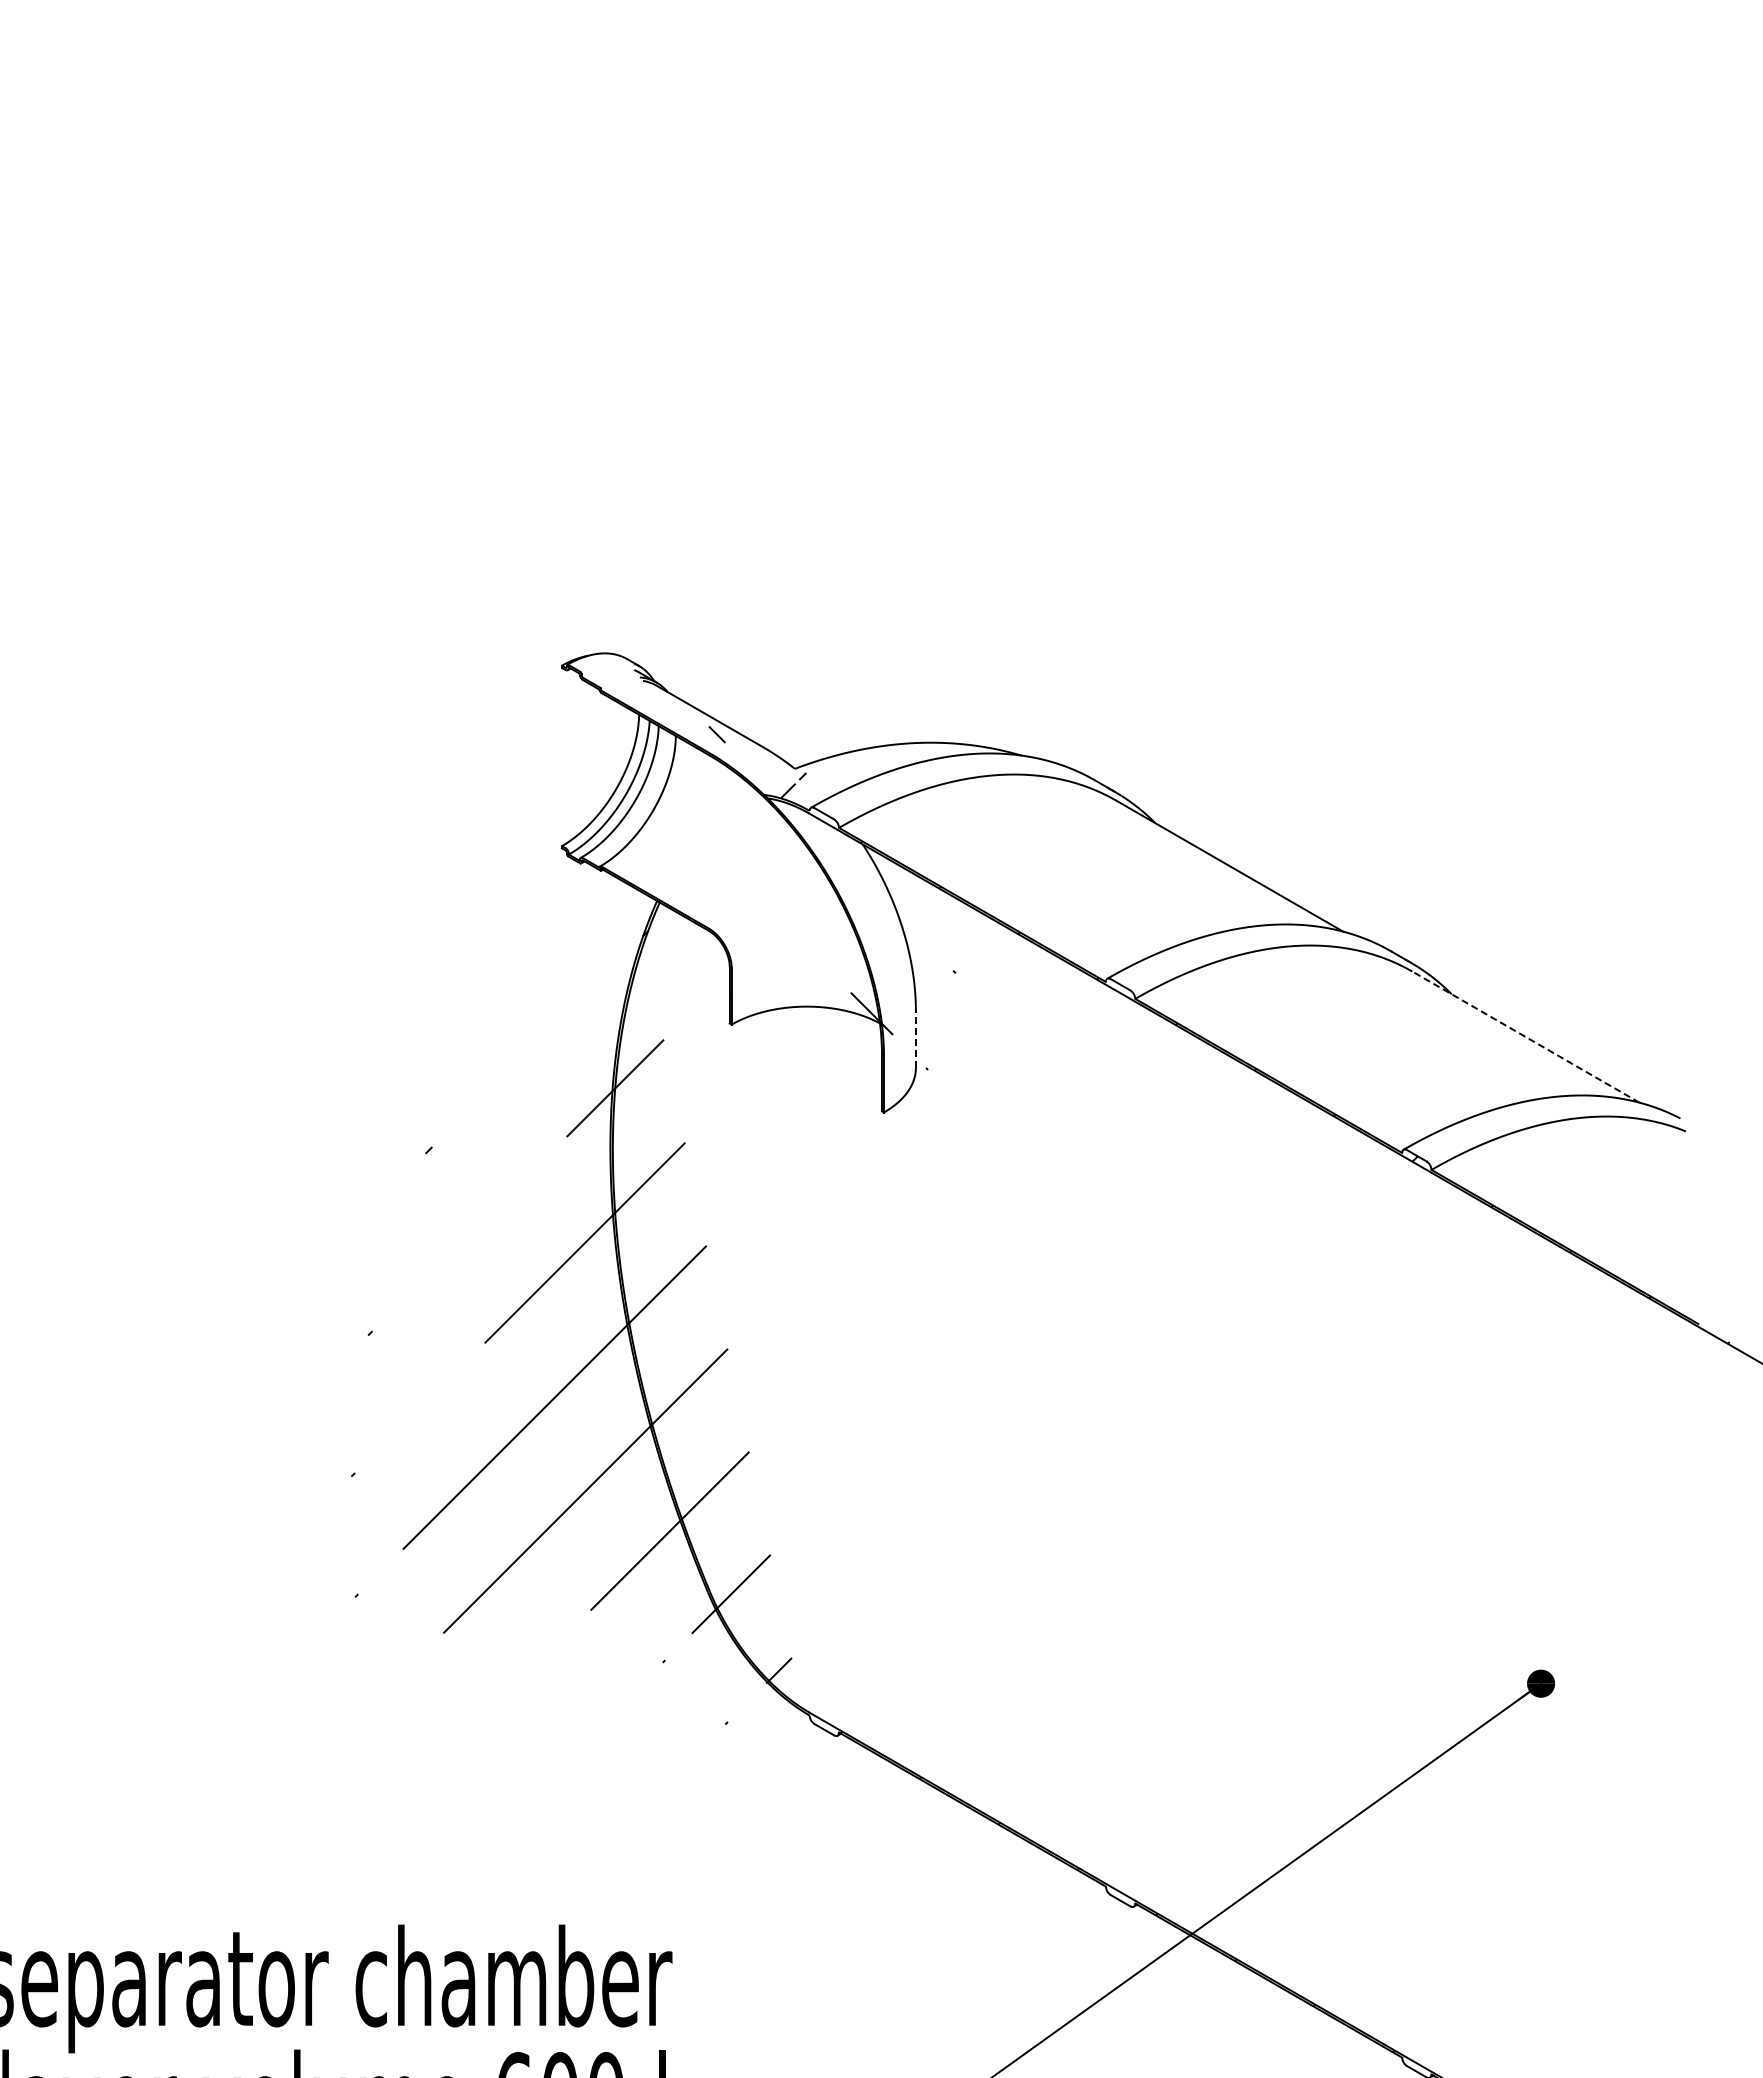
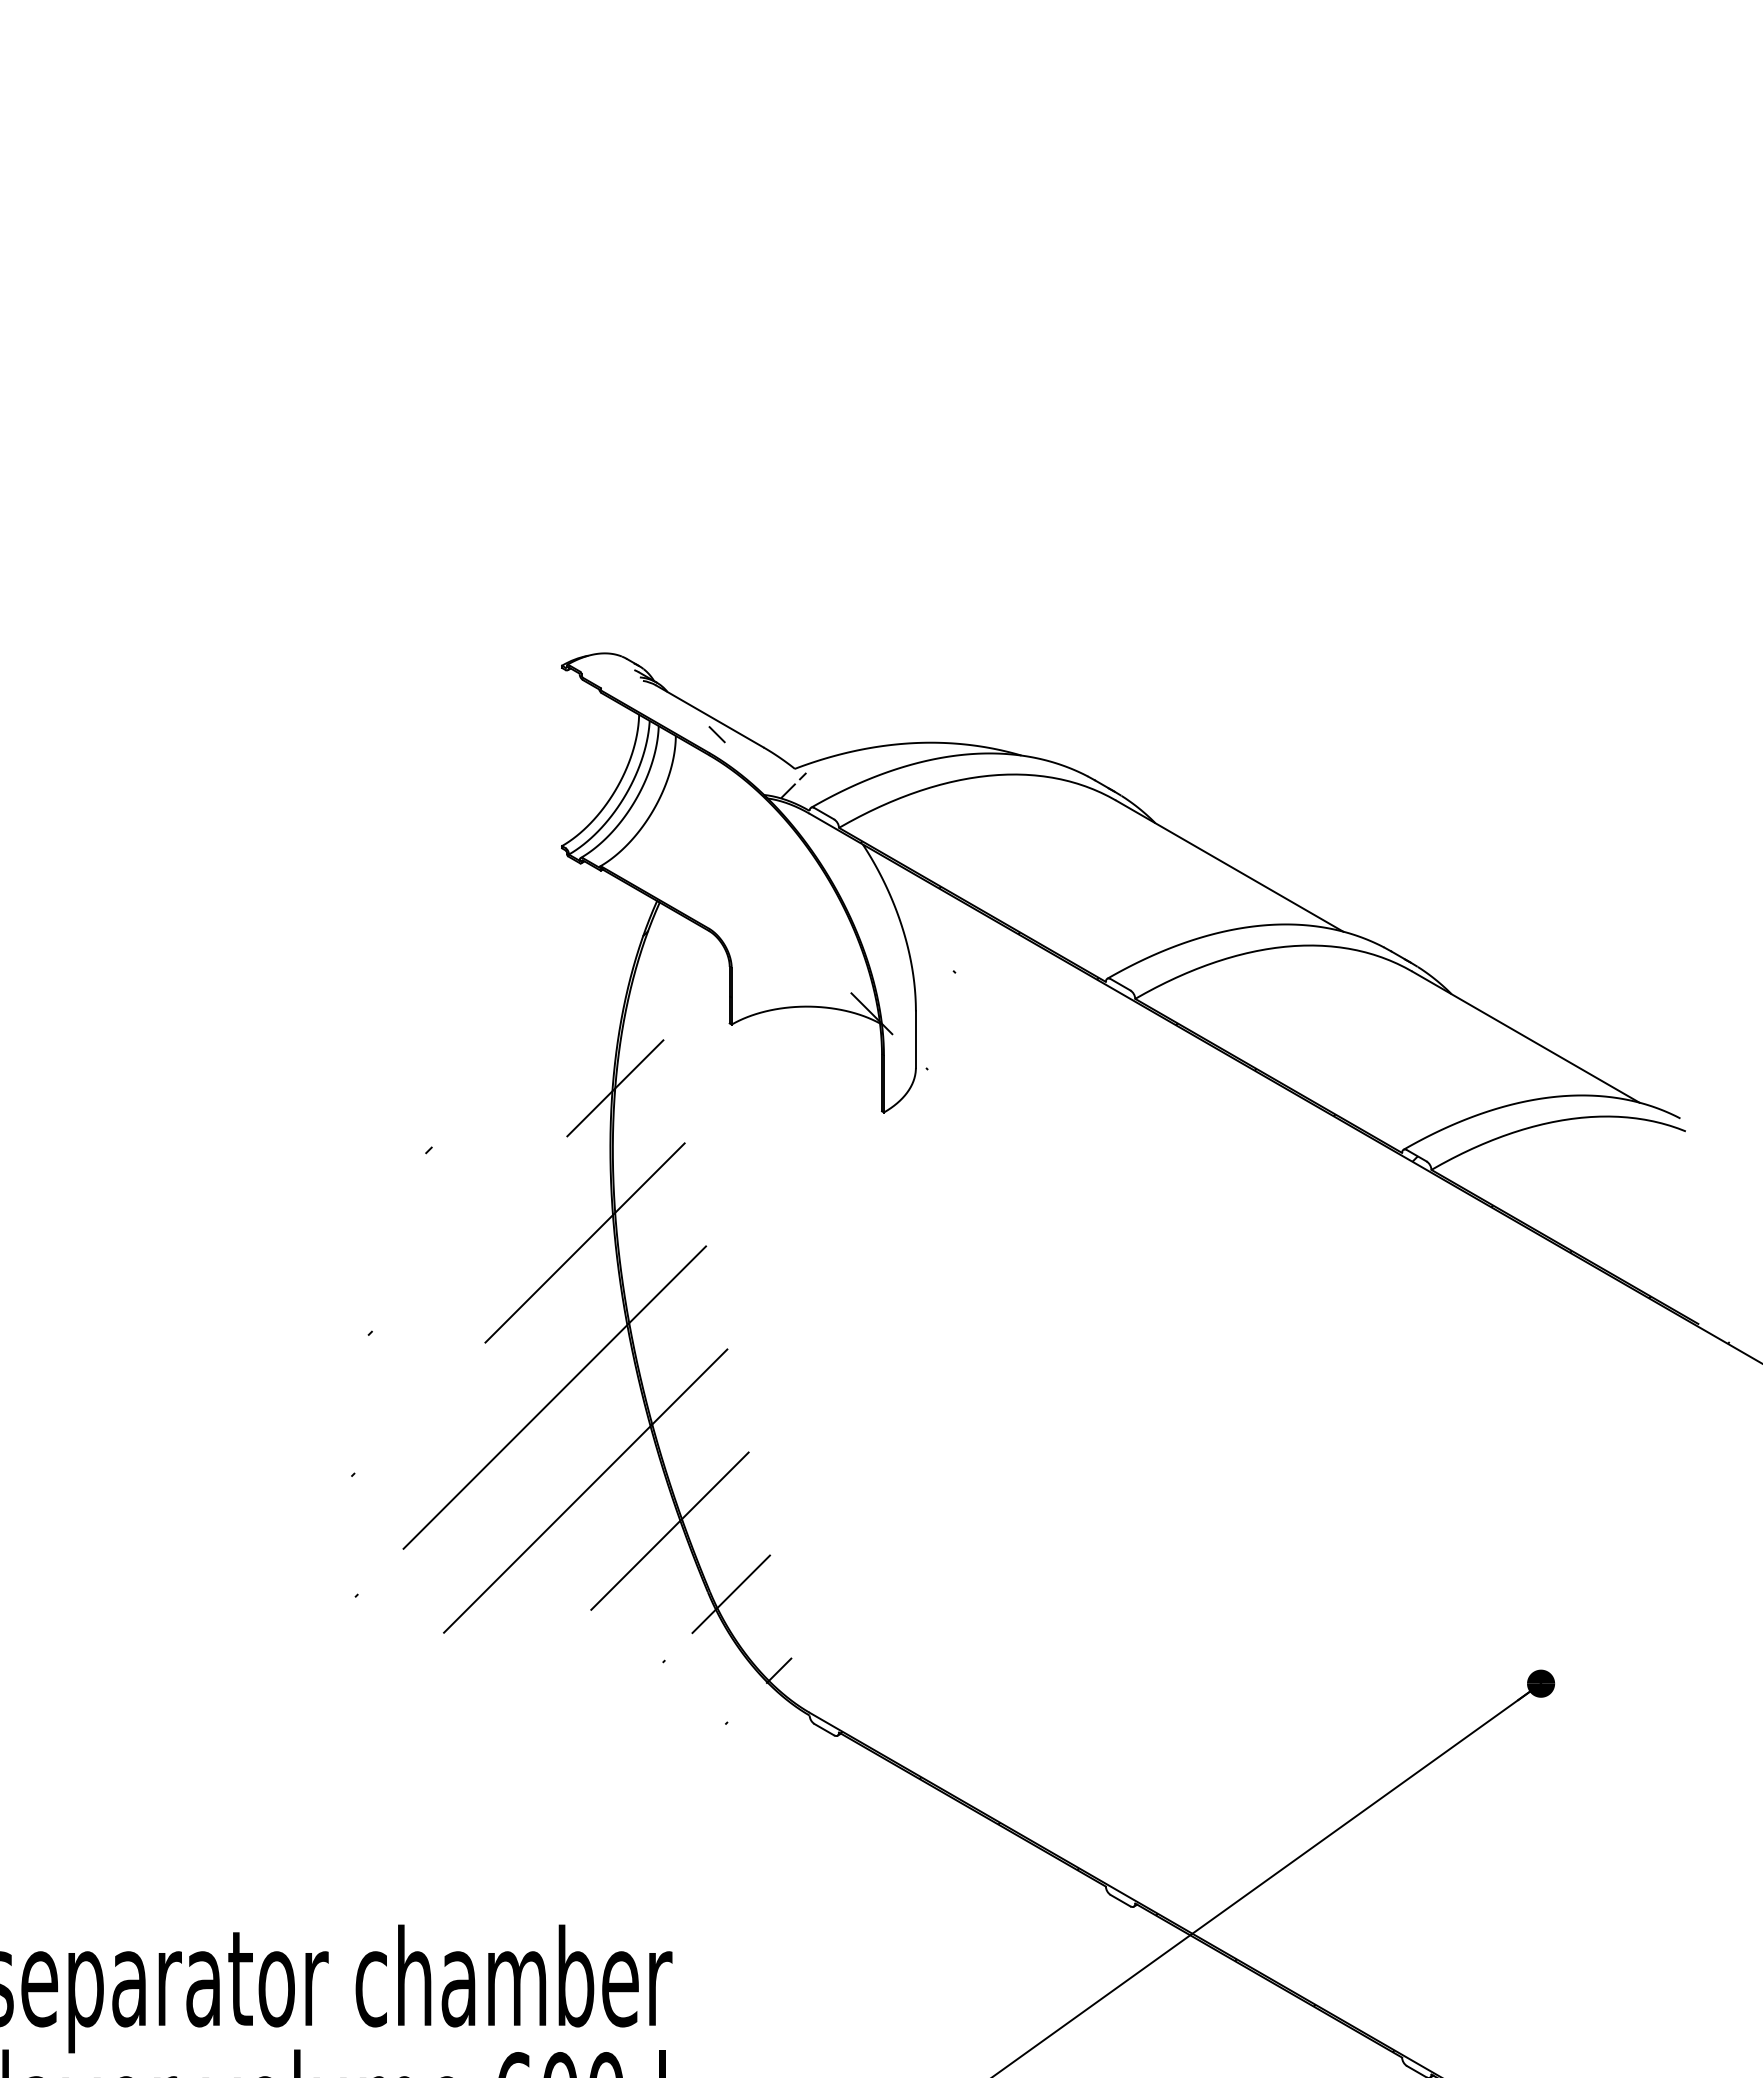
line: dashed -> solid (1525, 1036)
line: dashed -> solid (915, 1039)
